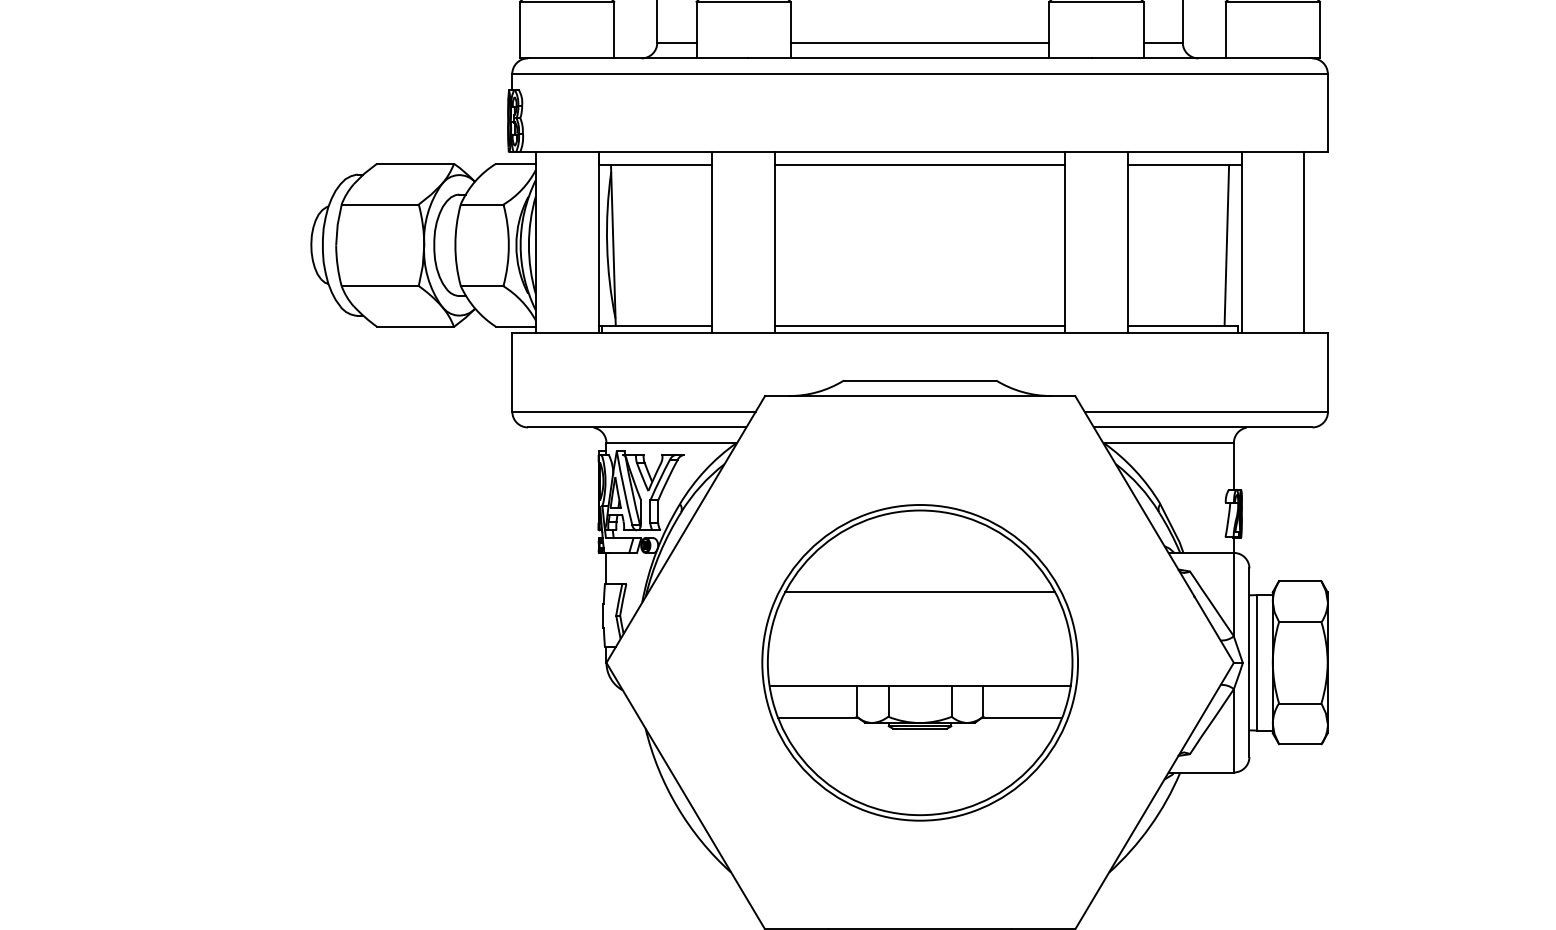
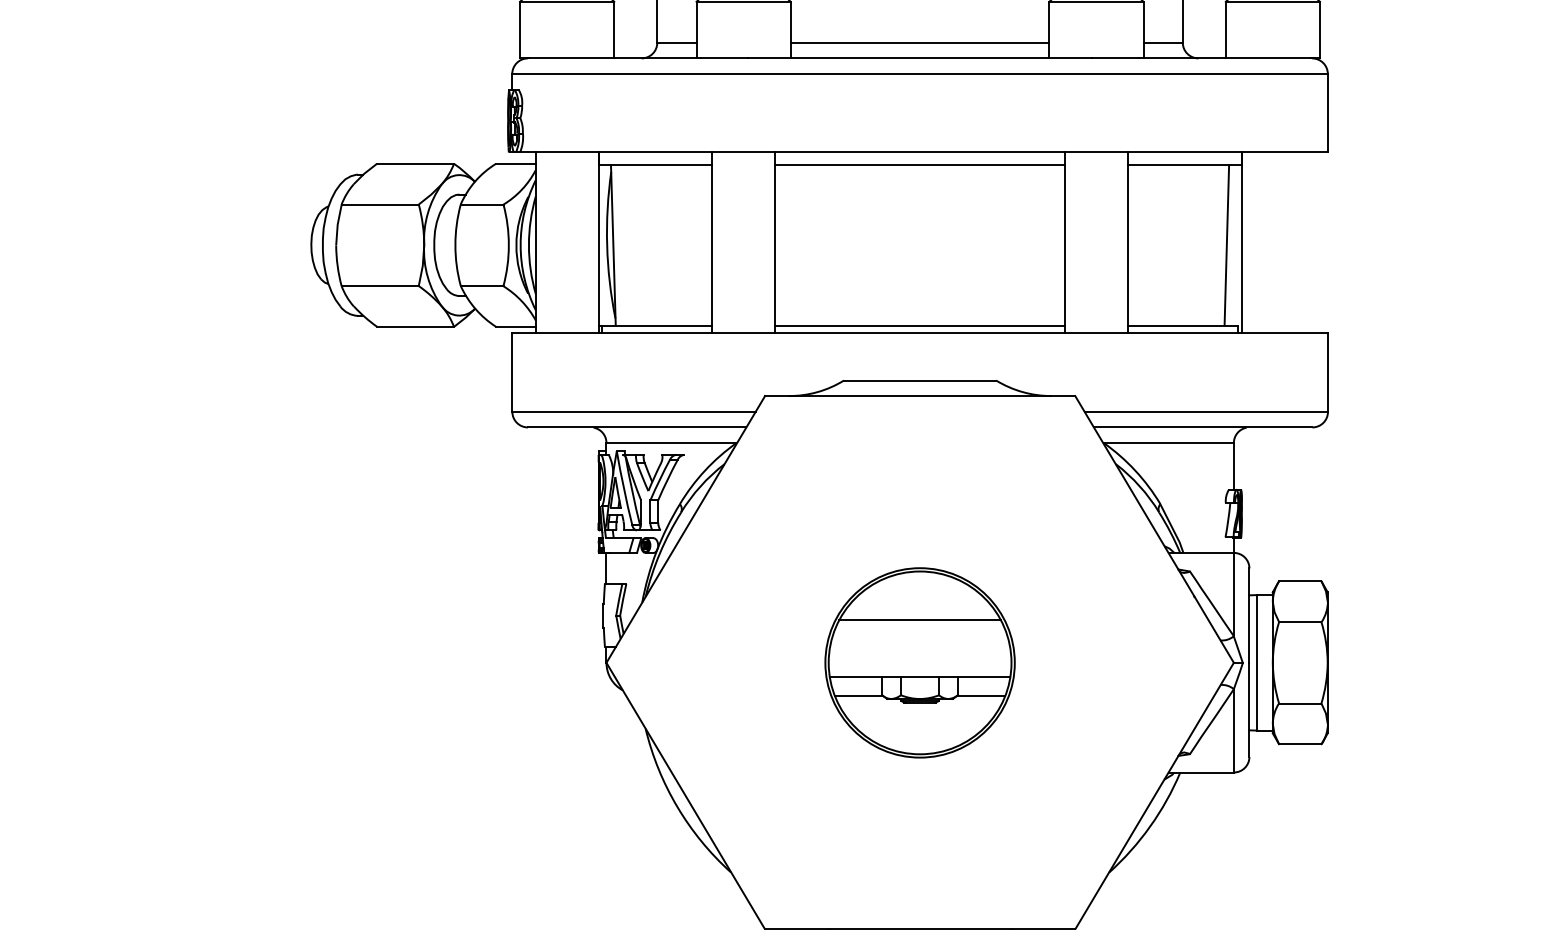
line: present -> none (1304, 242)
part size: 318x318 px -> 192x192 px (919, 662)
